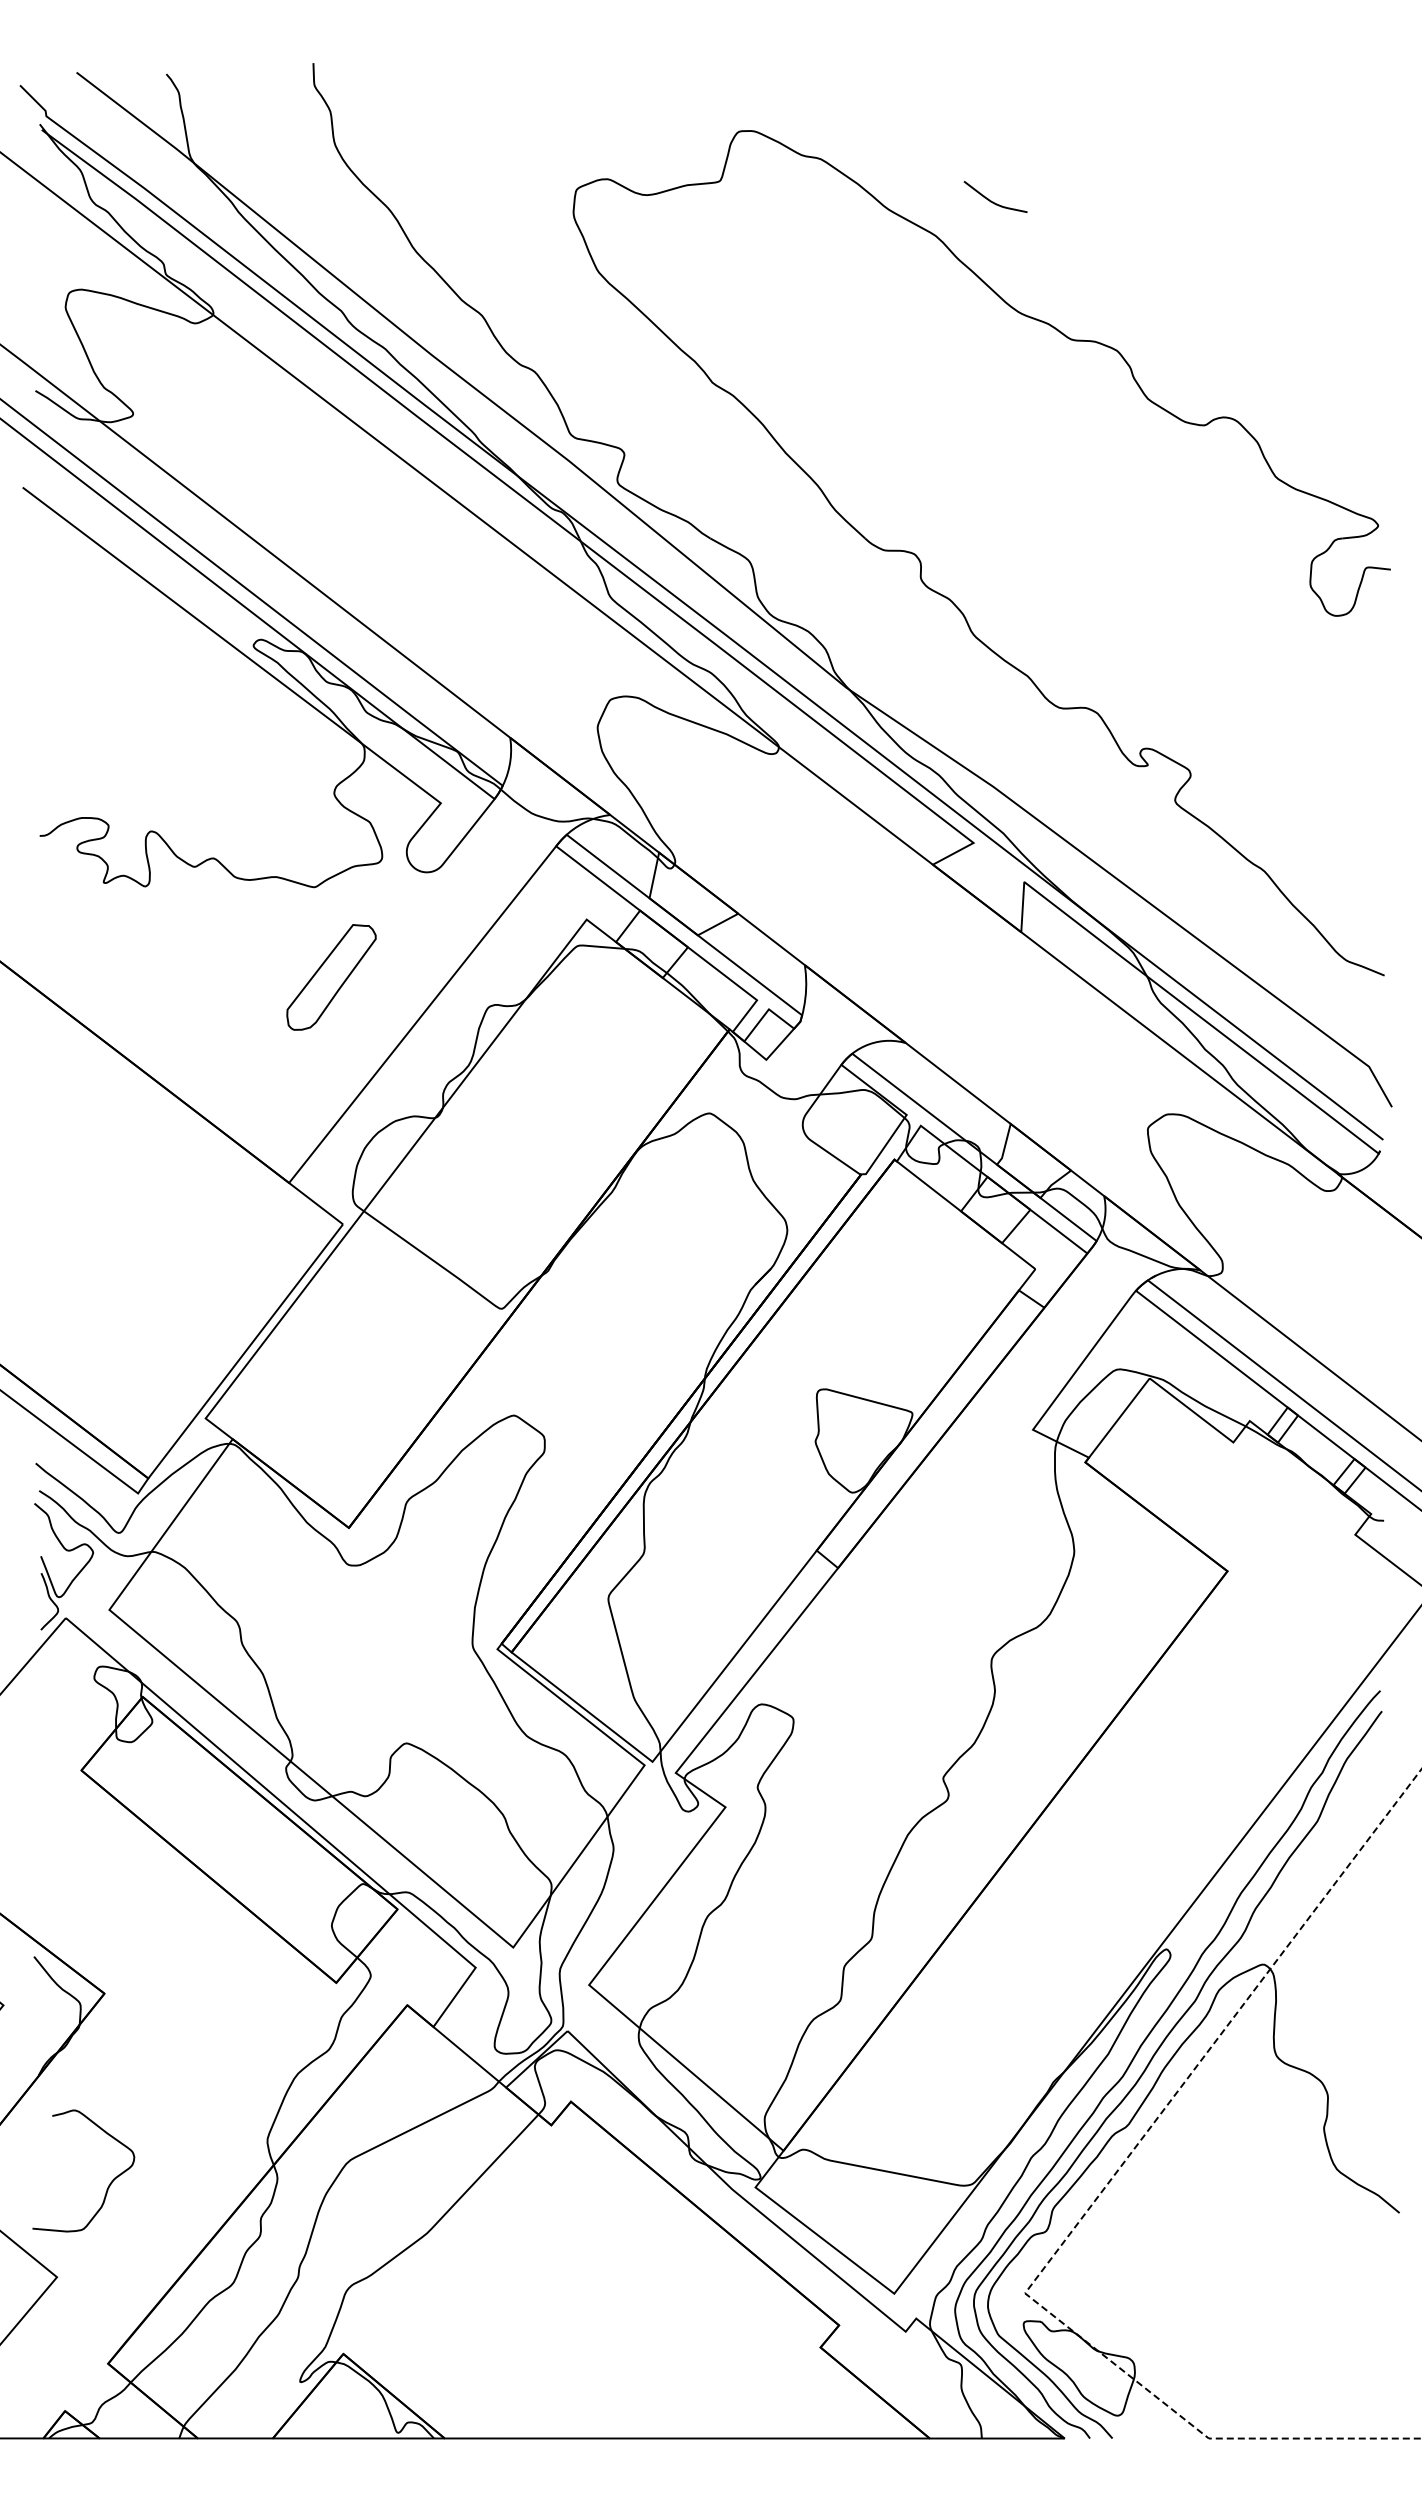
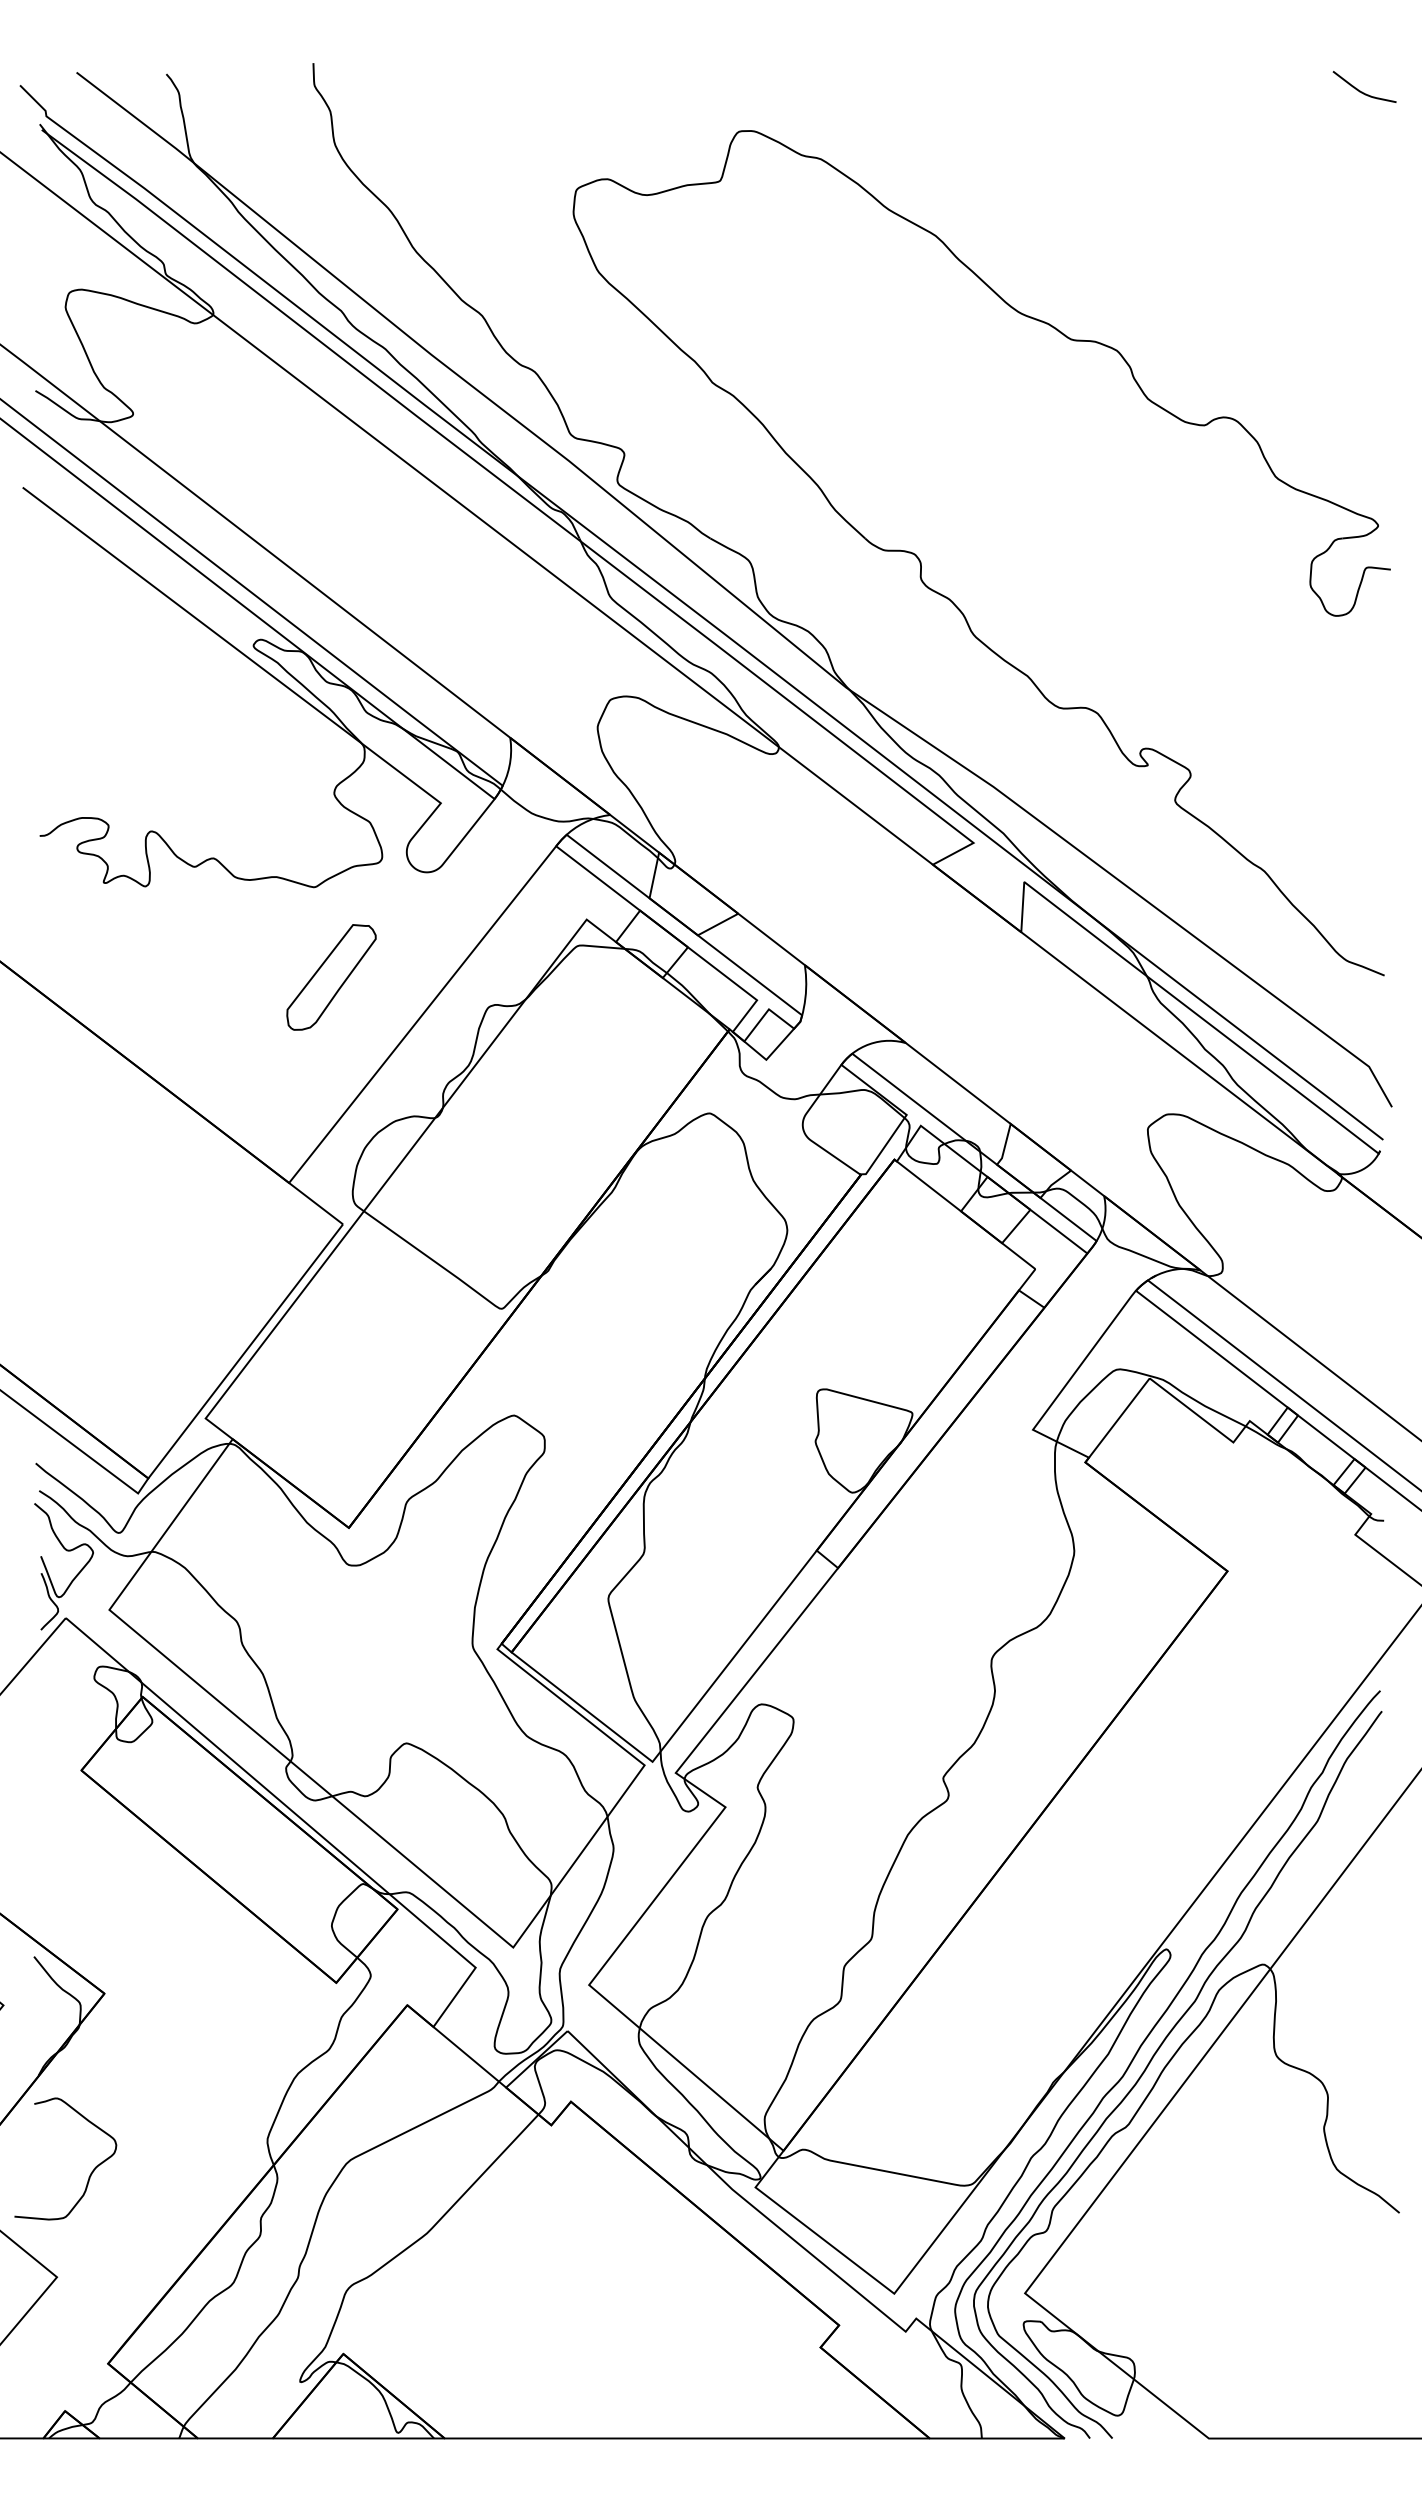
curve position: (993, 201) -> (1362, 91) (1362, 91)
curve position: (109, 2183) -> (91, 2171) (91, 2171)
line: dashed -> solid (1087, 2210)
